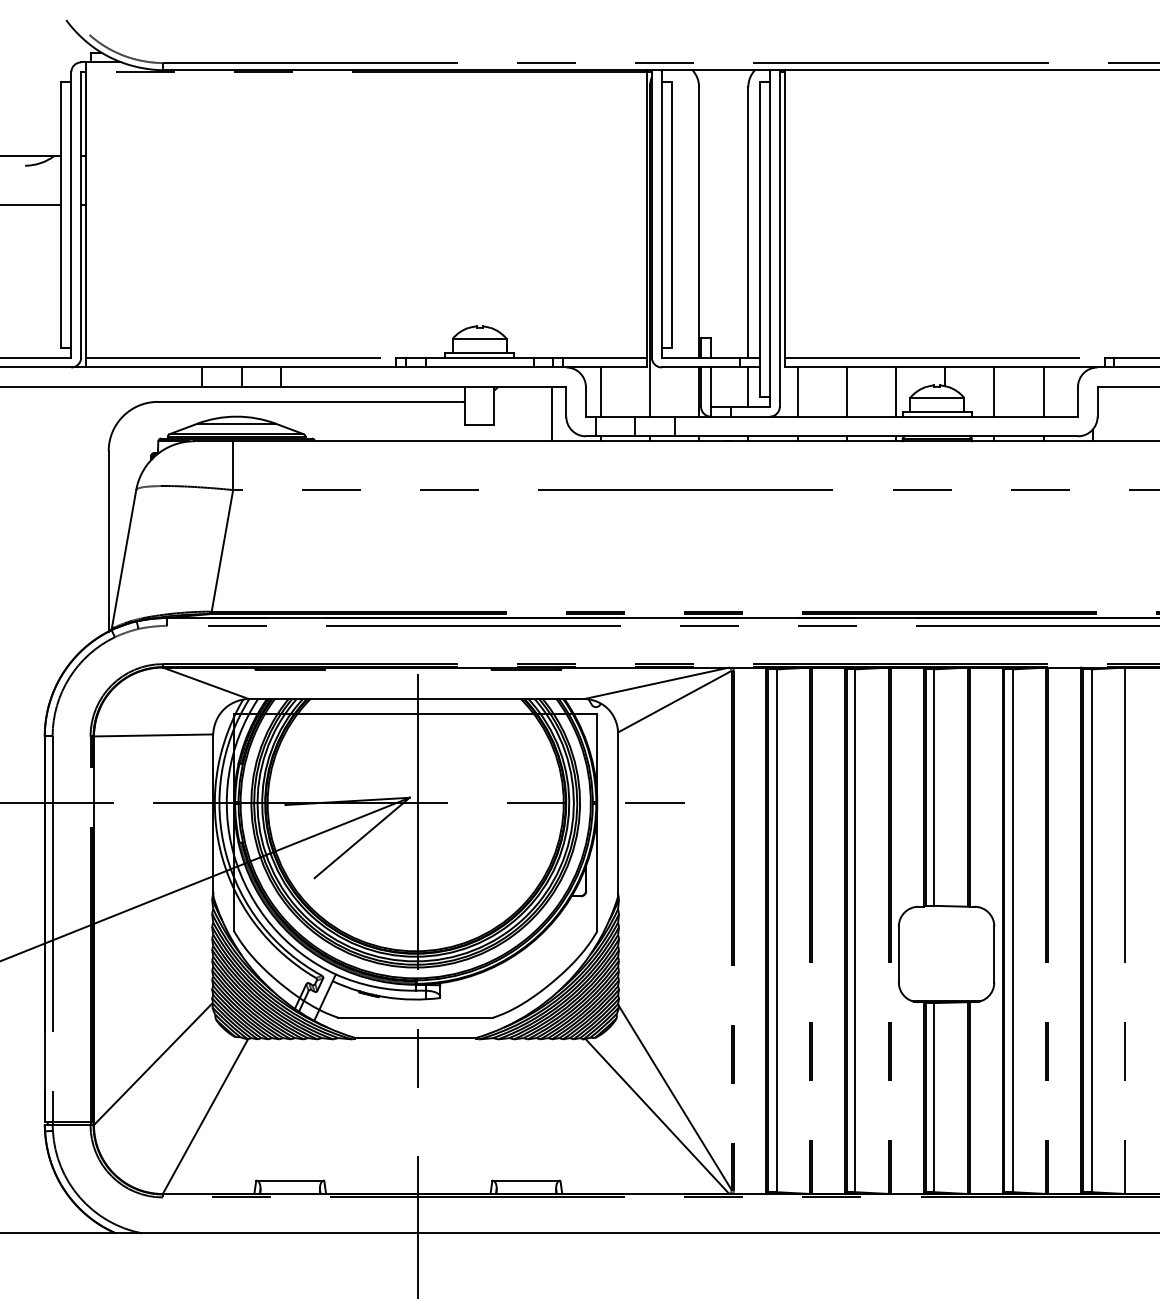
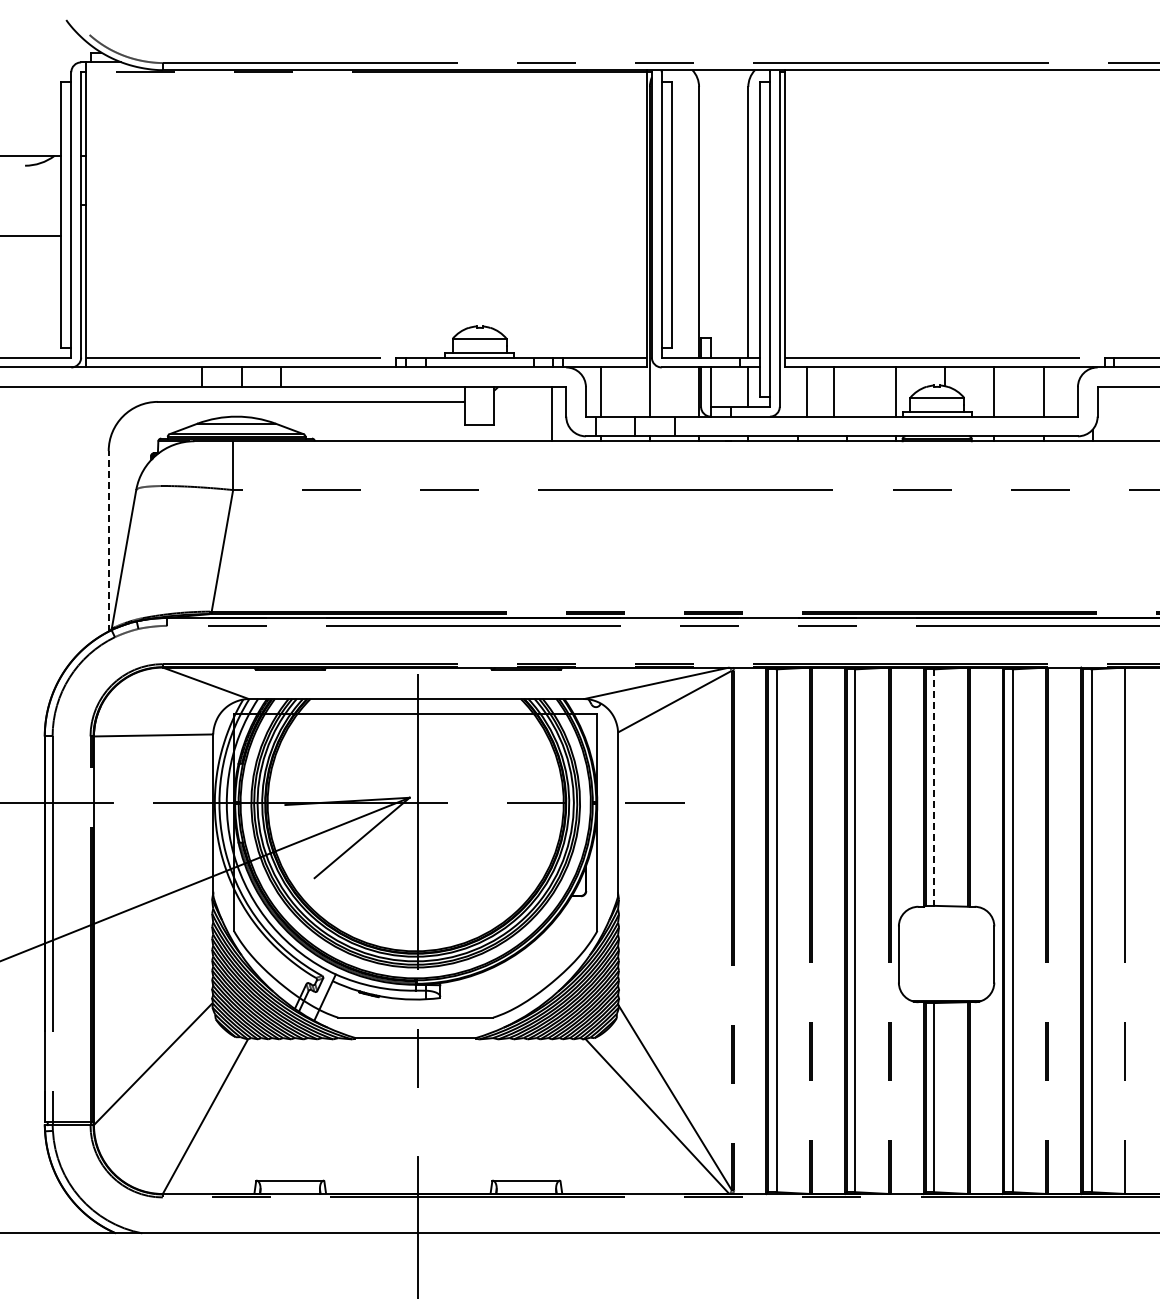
line position: (31, 205) -> (31, 236) (31, 236)
line position: (797, 391) -> (806, 391) (806, 391)
line position: (846, 391) -> (833, 391) (833, 391)
line: solid -> dashed (108, 540)
line: solid -> dashed (934, 788)
